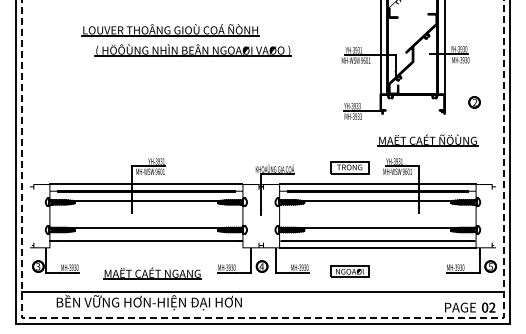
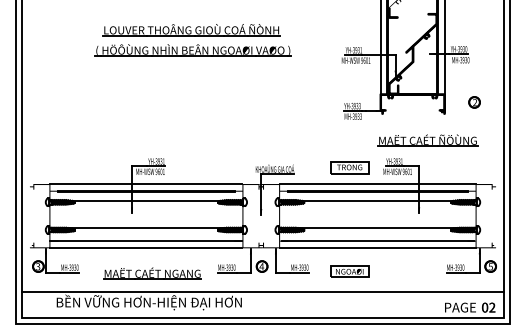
part position: (170, 30) -> (191, 30) (191, 30)
line: none -> present (146, 248)
line: dashed -> solid (262, 318)
